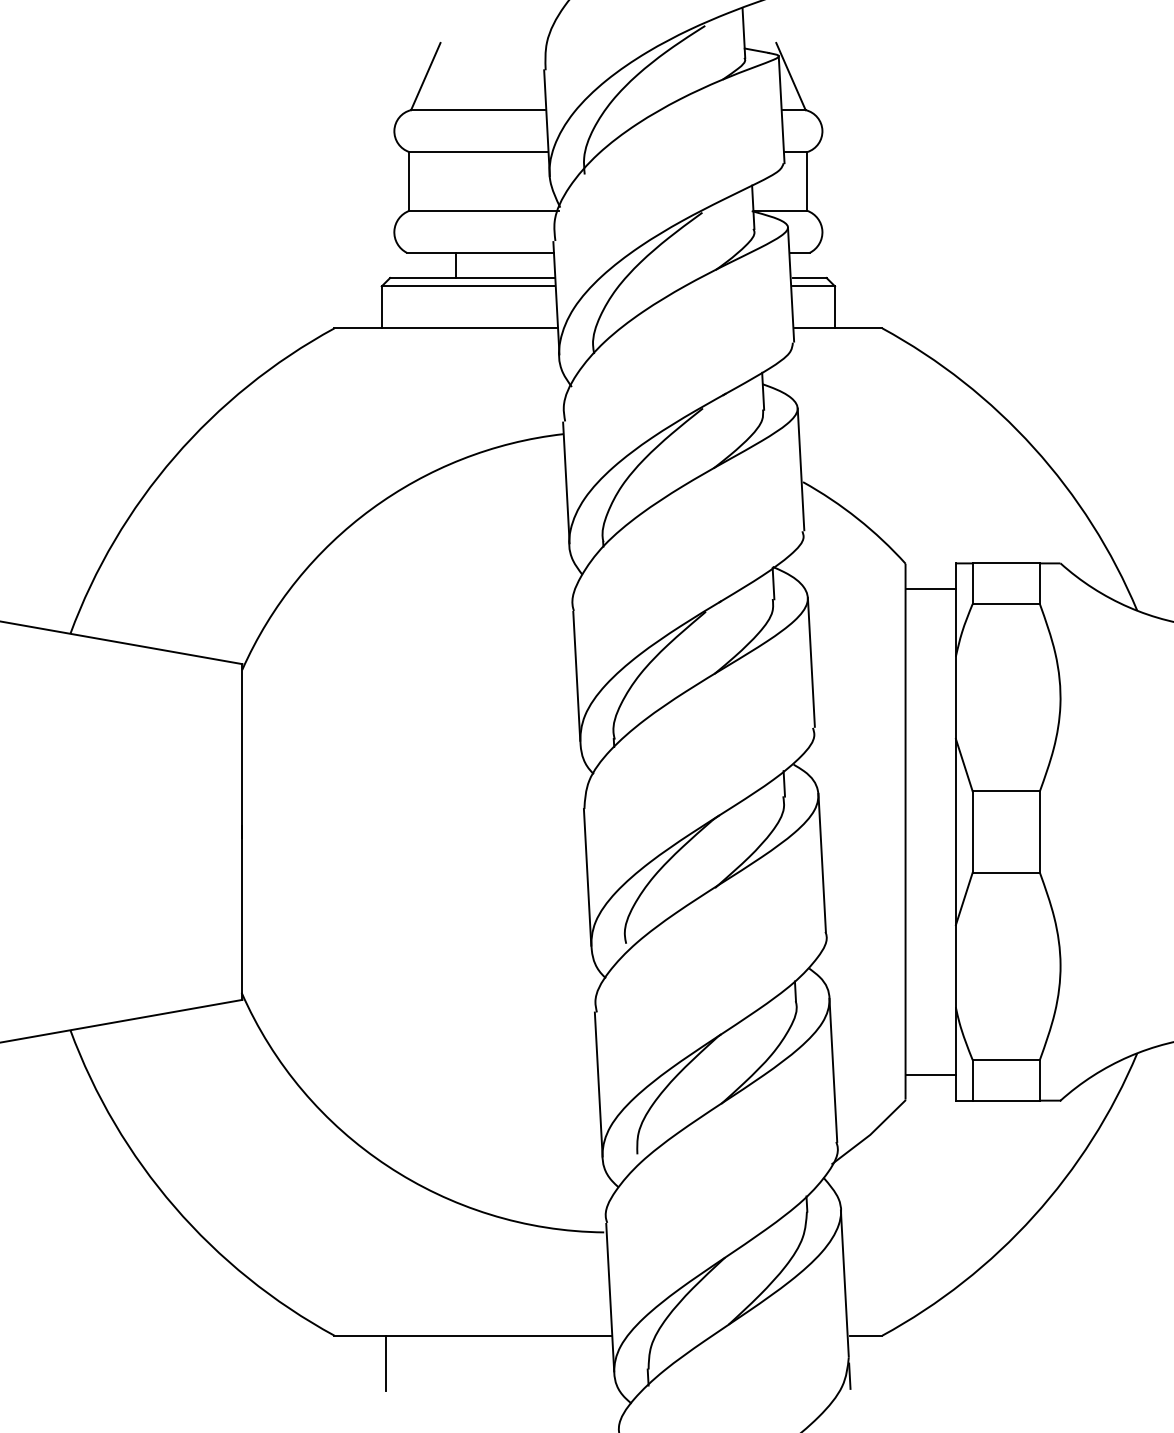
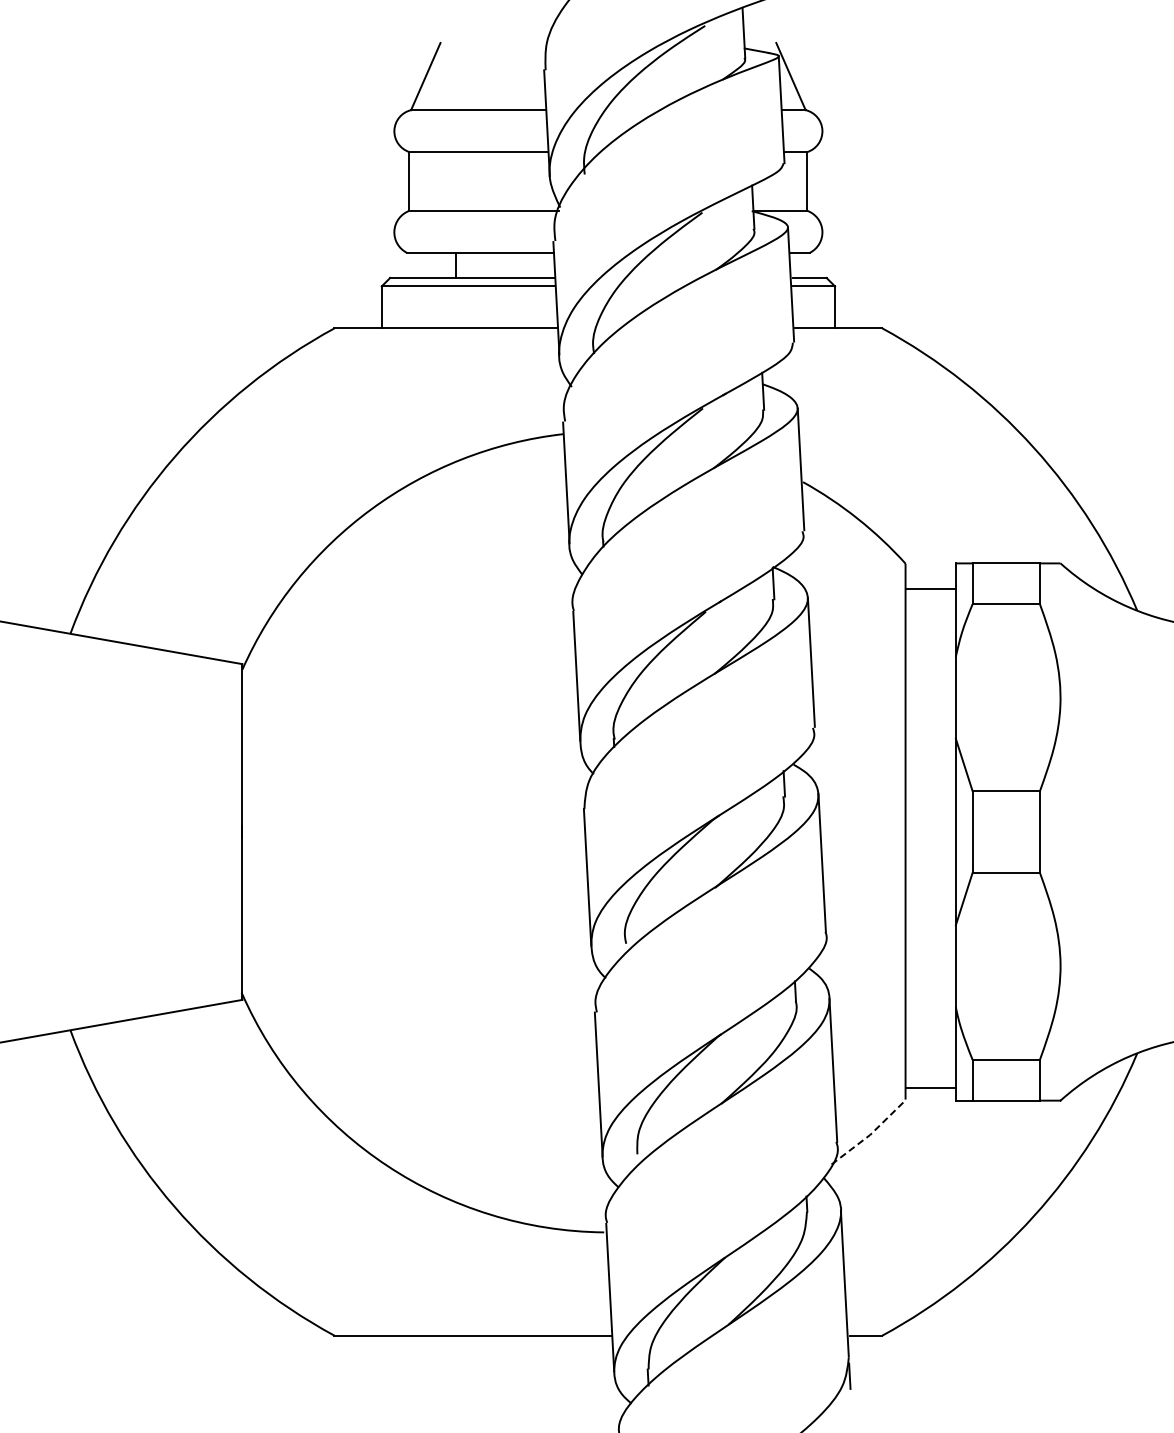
line position: (930, 1075) -> (930, 1088) (930, 1088)
line: solid -> dashed (870, 1134)
line: present -> none (385, 1363)
